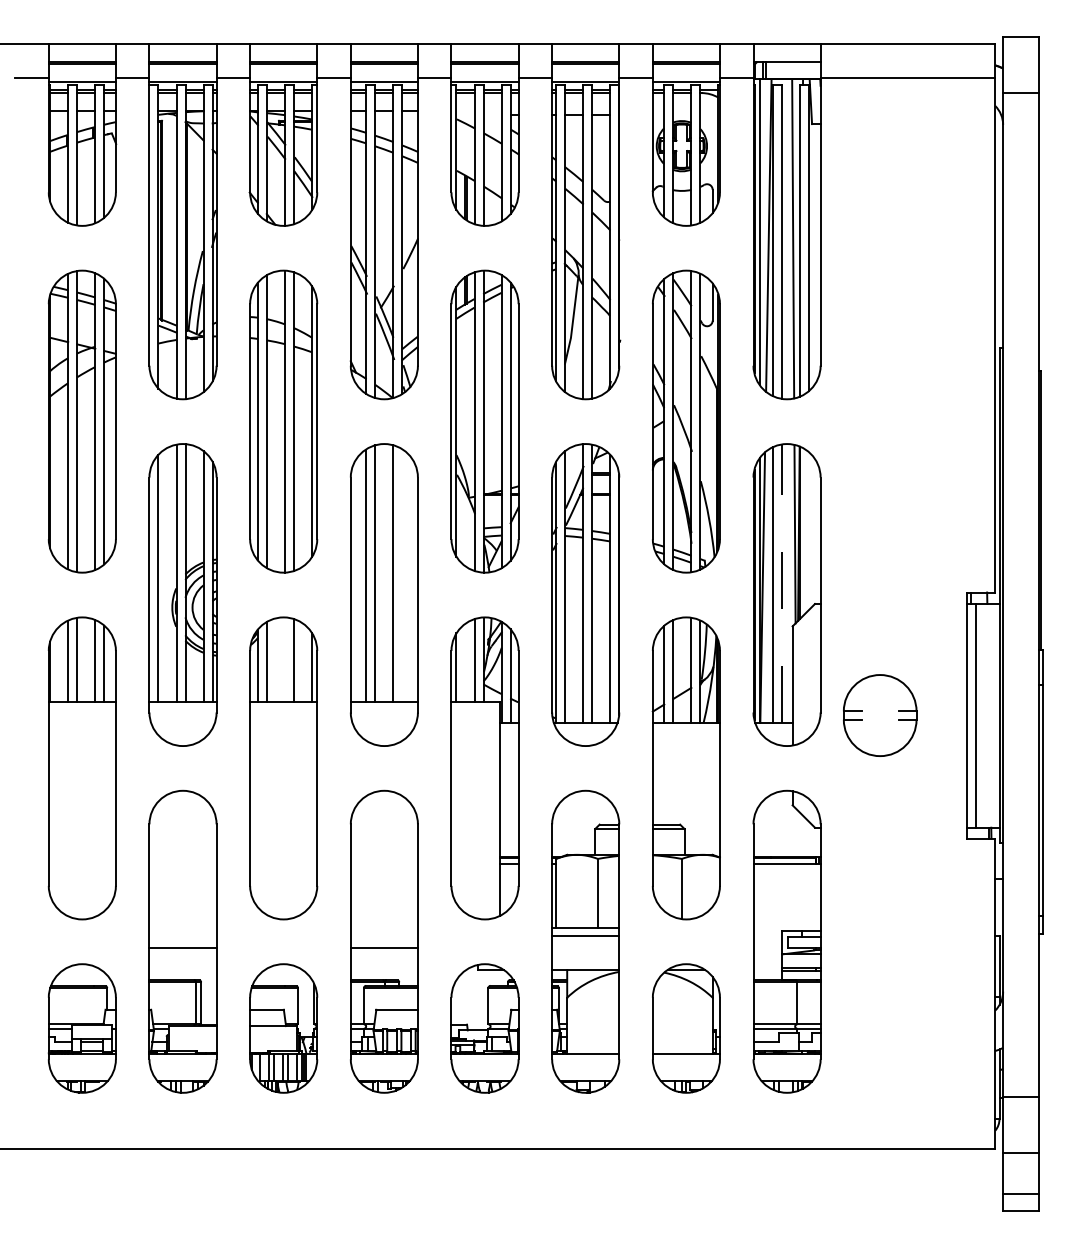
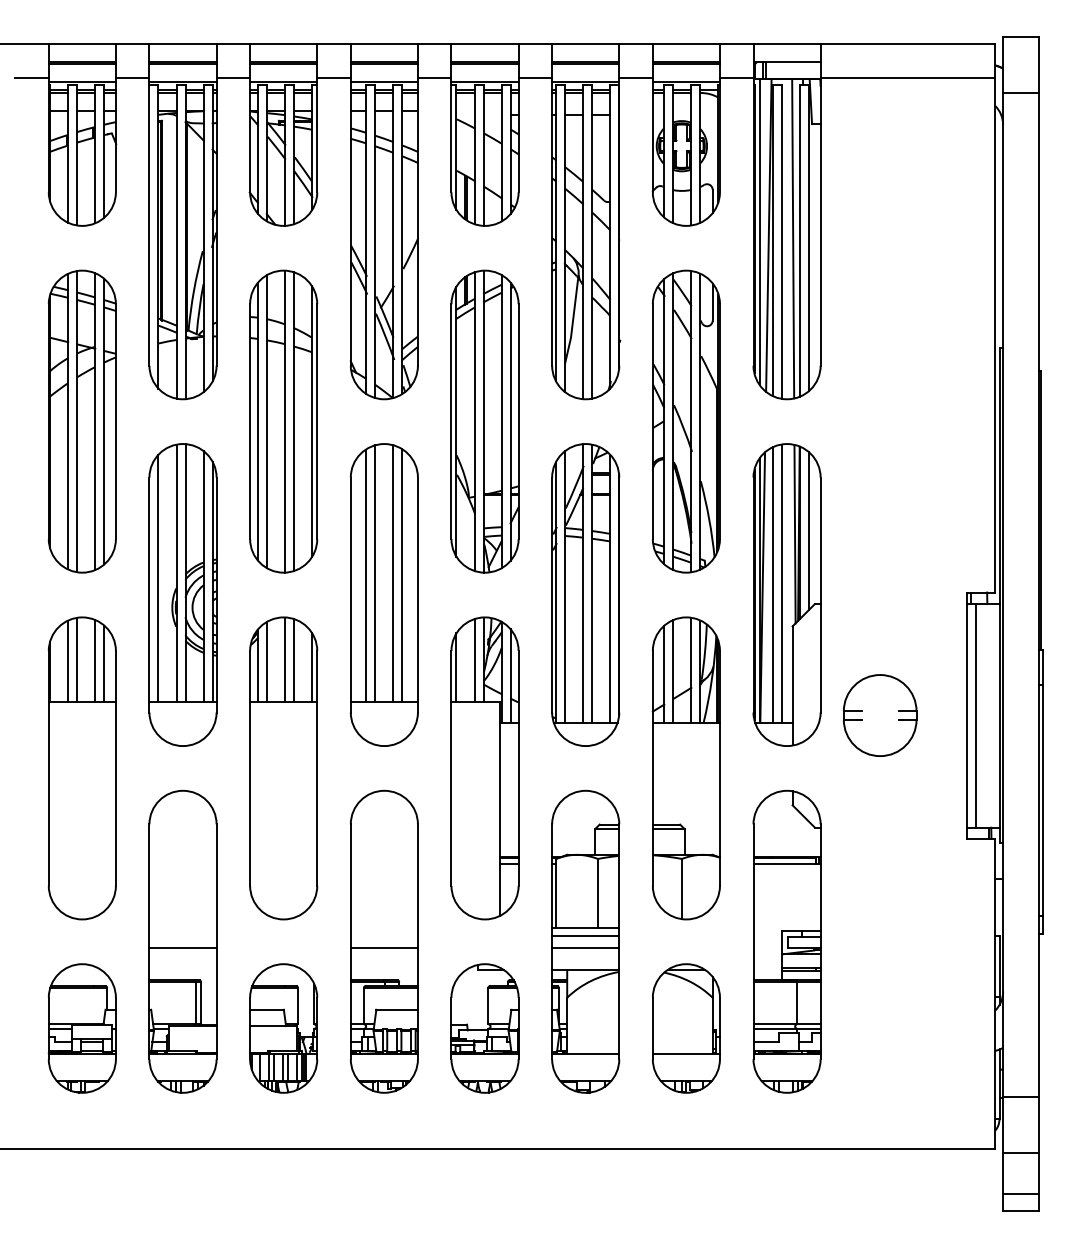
line: none -> present (808, 531)
line: none -> present (402, 575)
line: dashed -> solid (781, 583)
line: none -> present (284, 659)
line: none -> present (585, 947)
